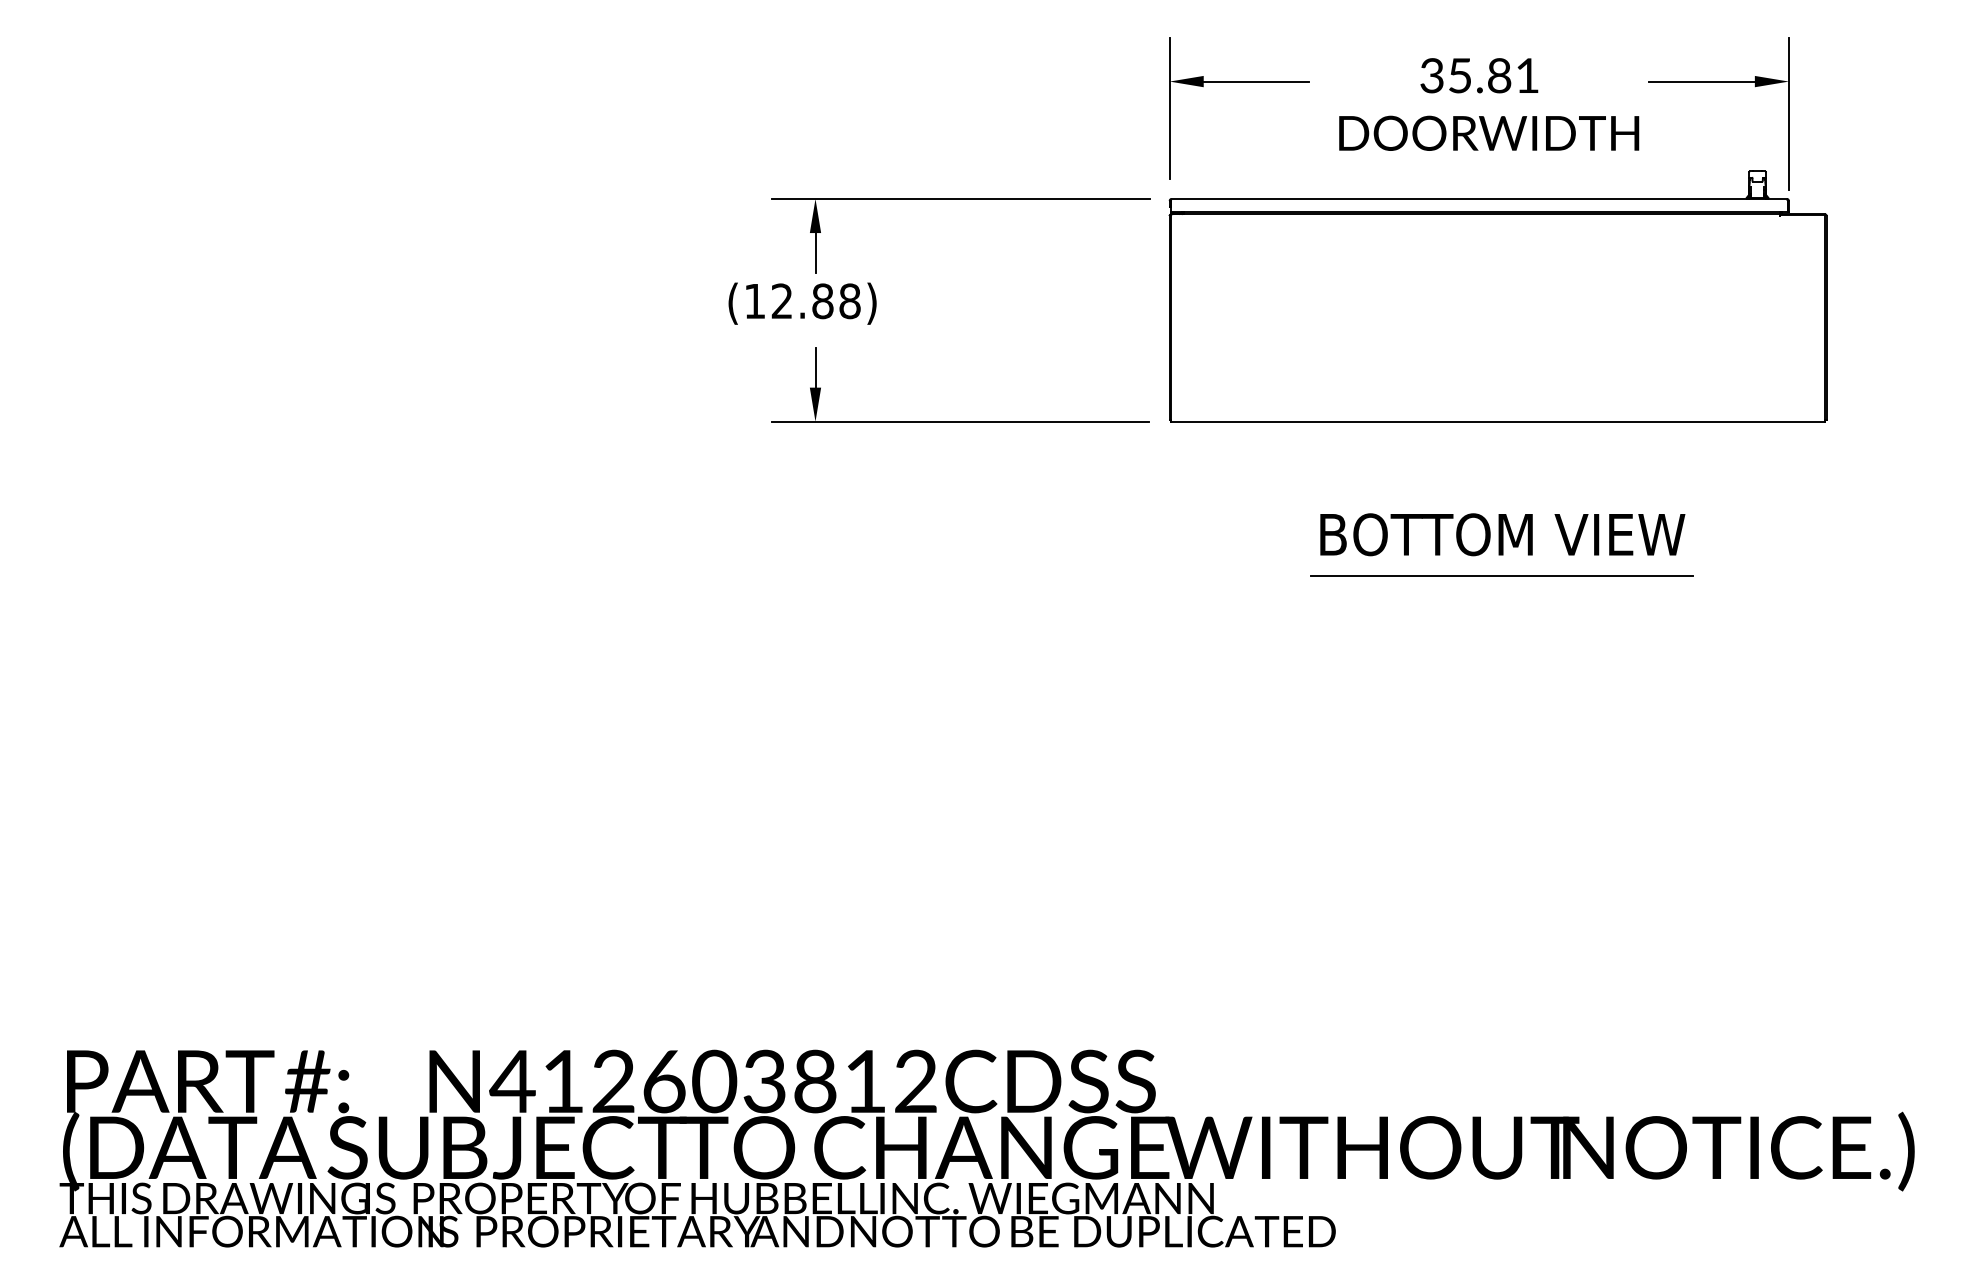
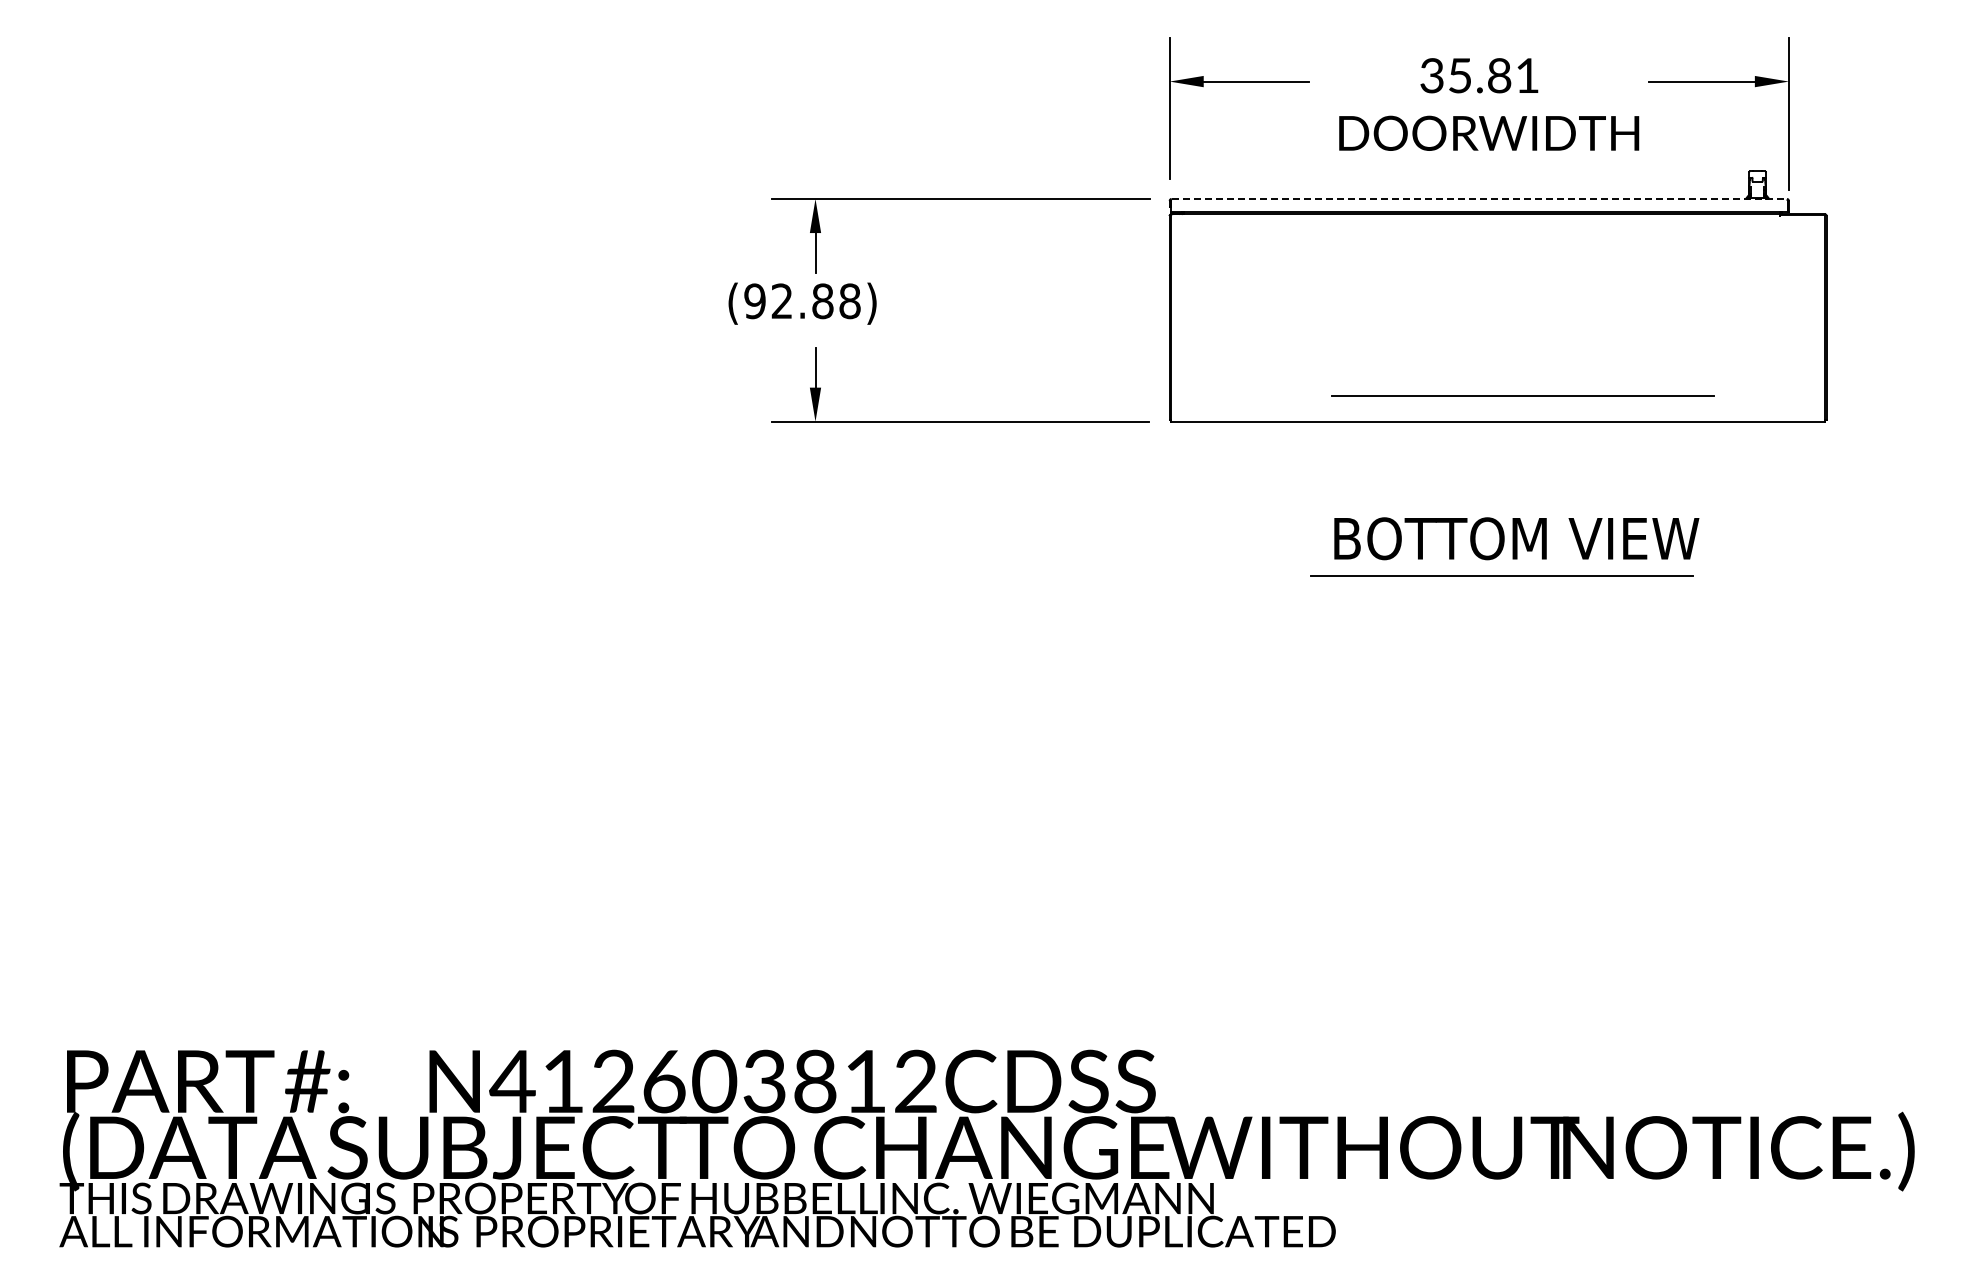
line: solid -> dashed (1479, 199)
text: (12.88) -> (92.88) (754, 301)
line: none -> present (1522, 395)
text position: (1502, 534) -> (1516, 538) (1516, 538)
